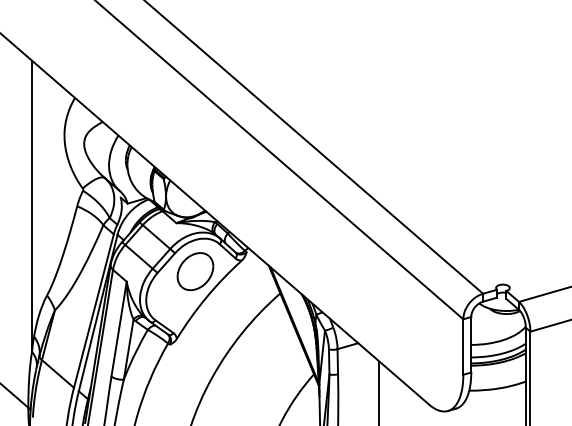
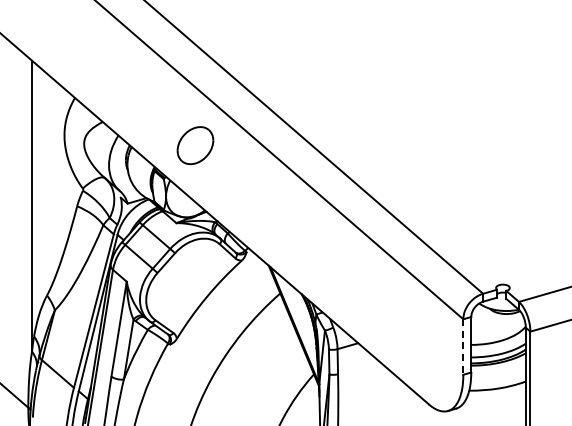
part position: (195, 271) -> (195, 145) (195, 145)
line: solid -> dashed (463, 347)
line: present -> none (379, 391)
